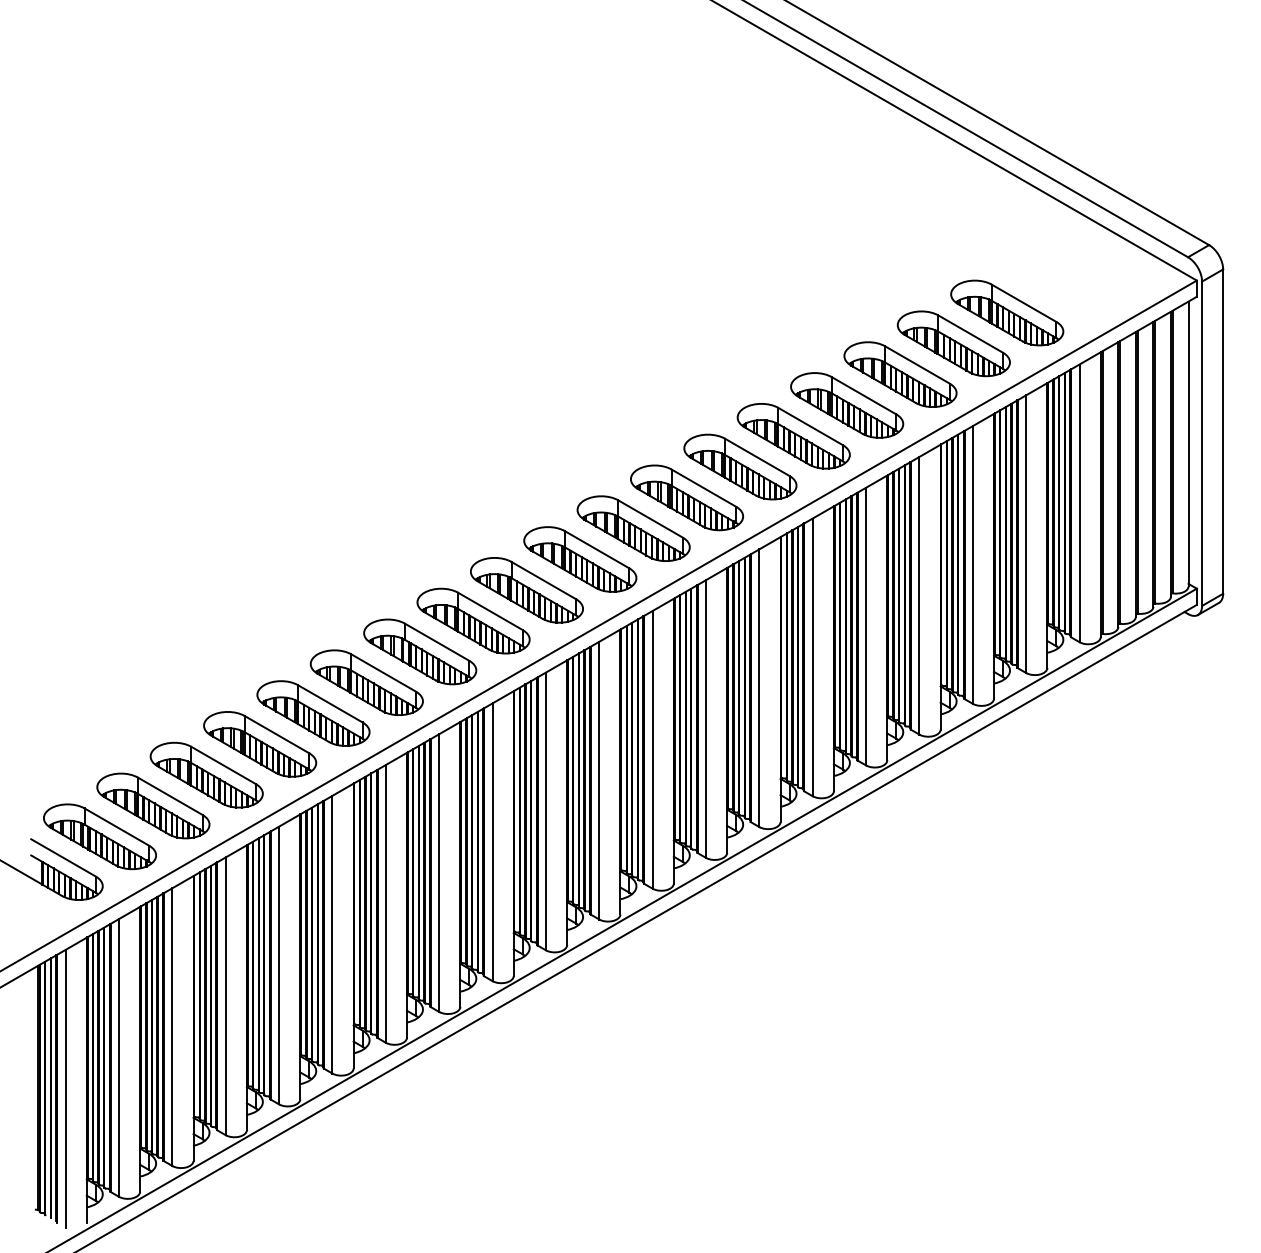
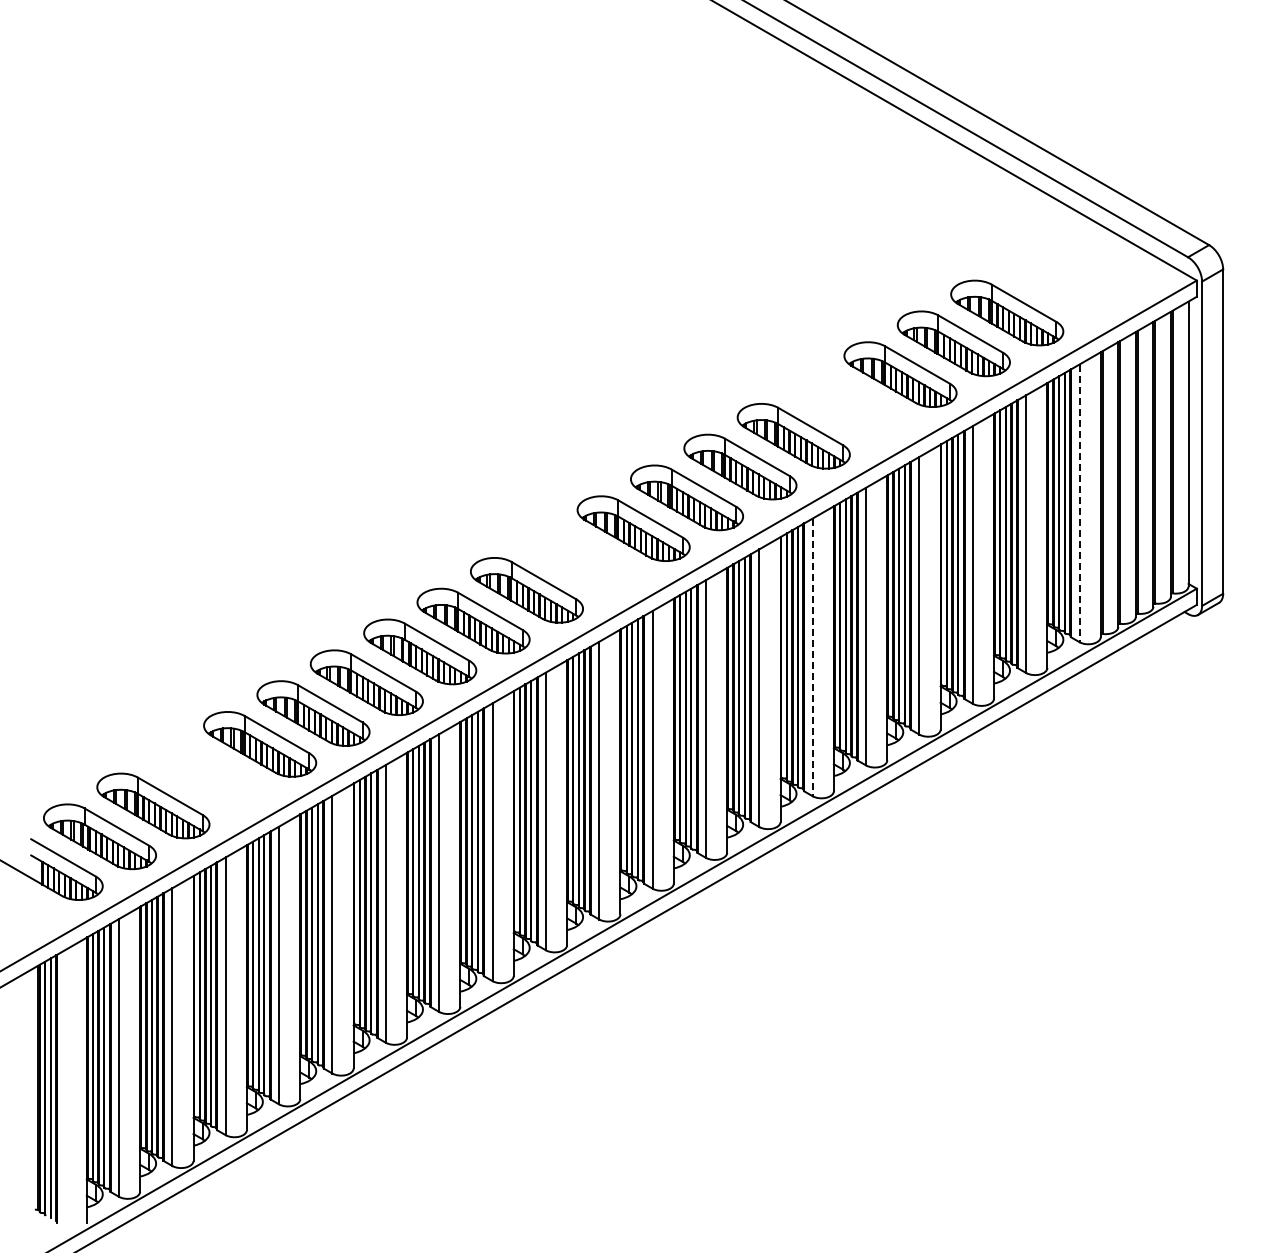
part: present -> none (847, 405)
line: solid -> dashed (1079, 503)
part: present -> none (580, 559)
line: solid -> dashed (812, 657)
part: present -> none (206, 774)
line: present -> none (65, 1088)
